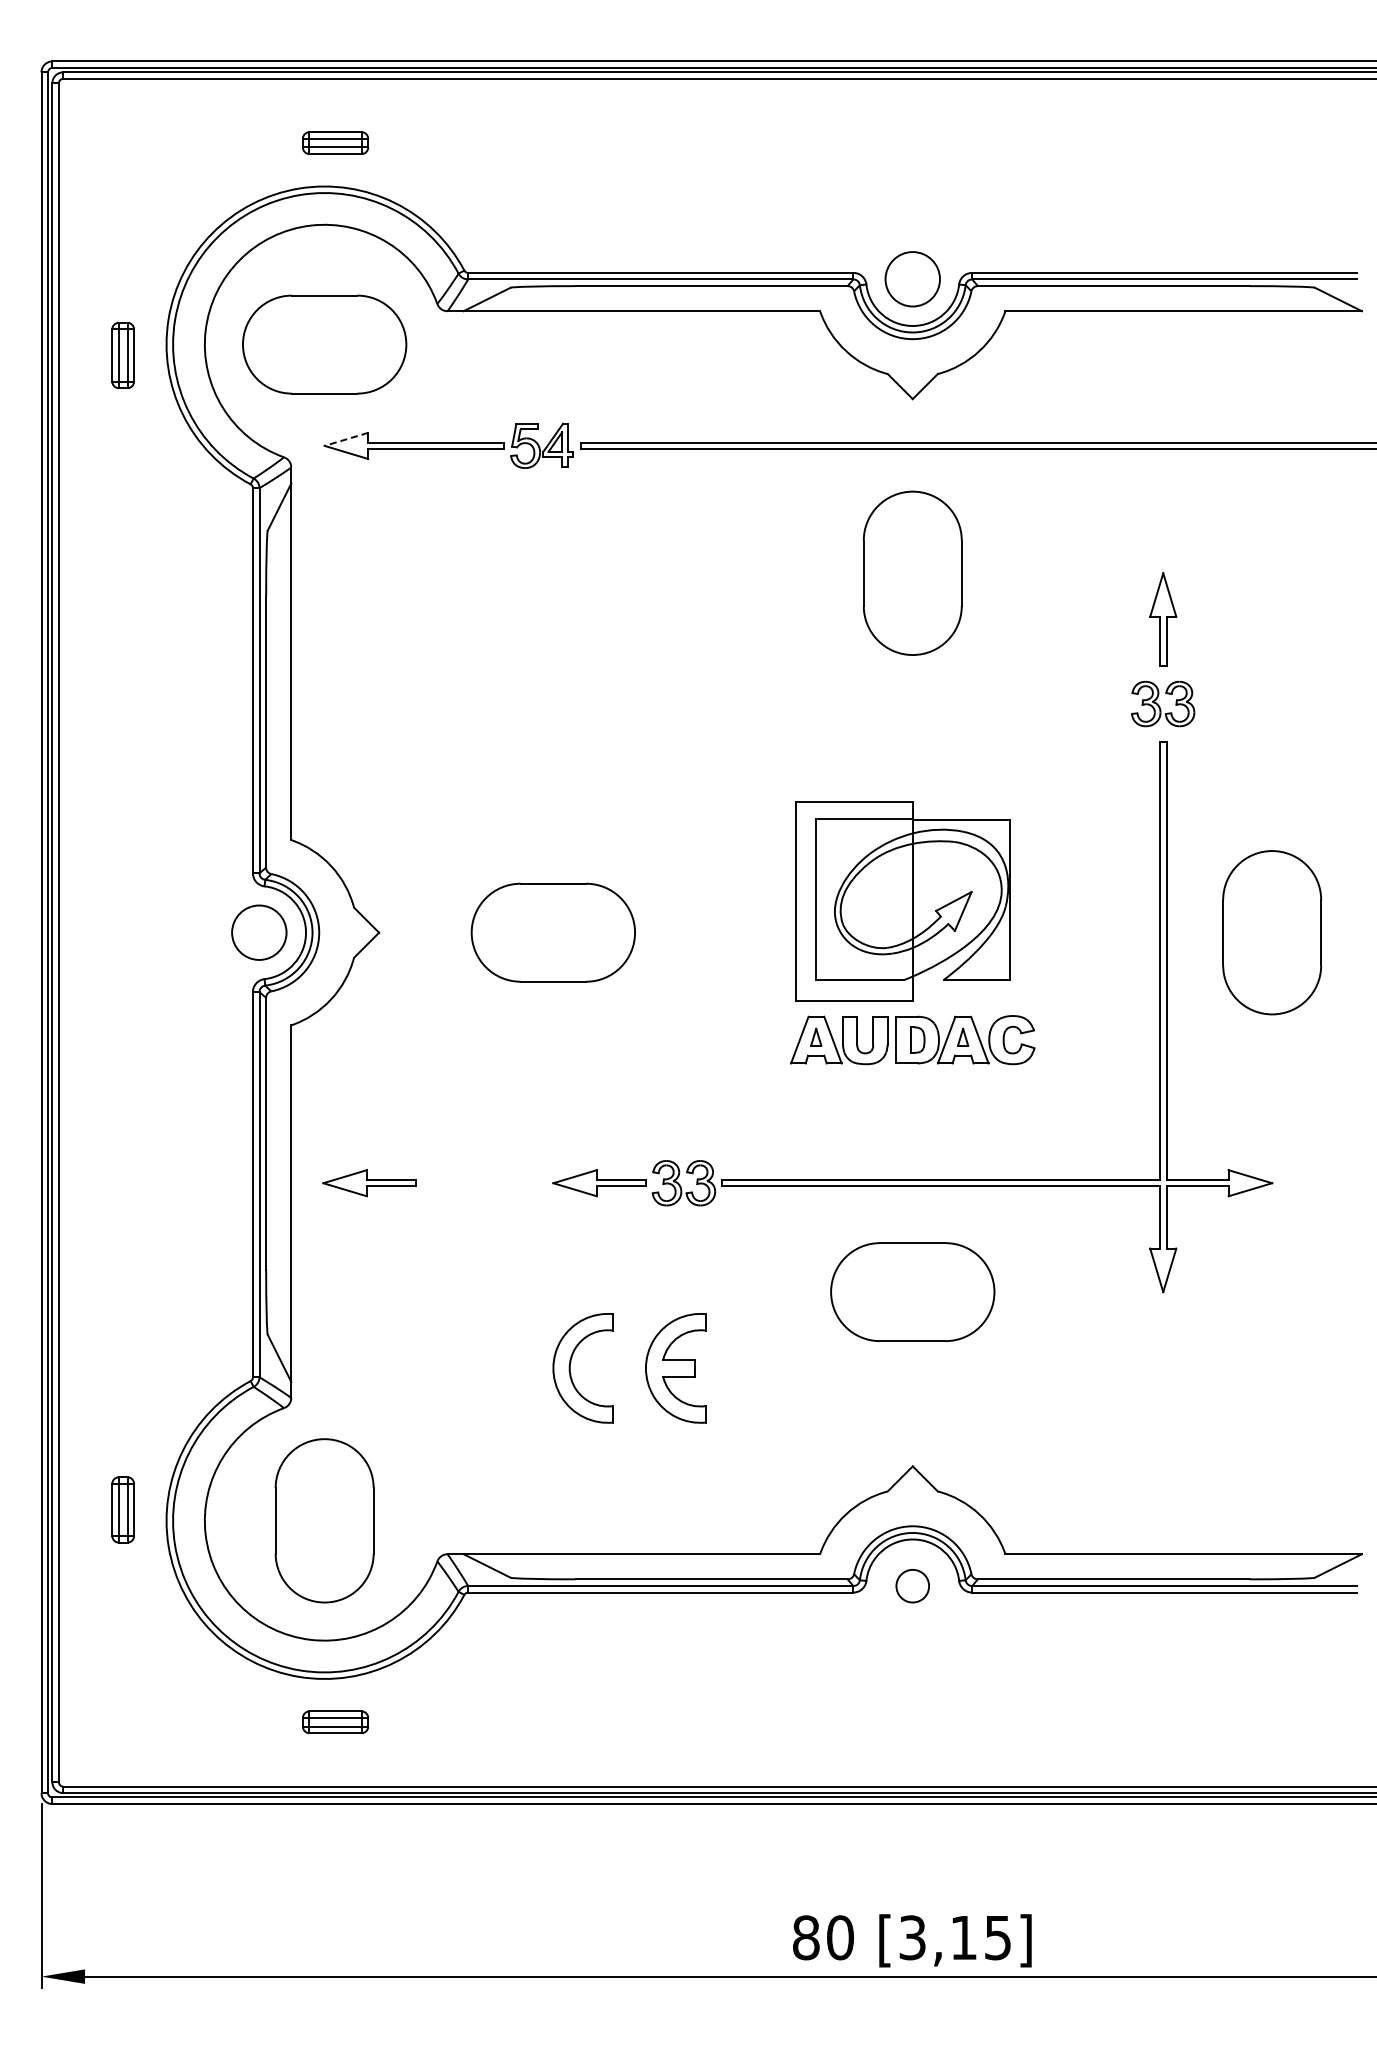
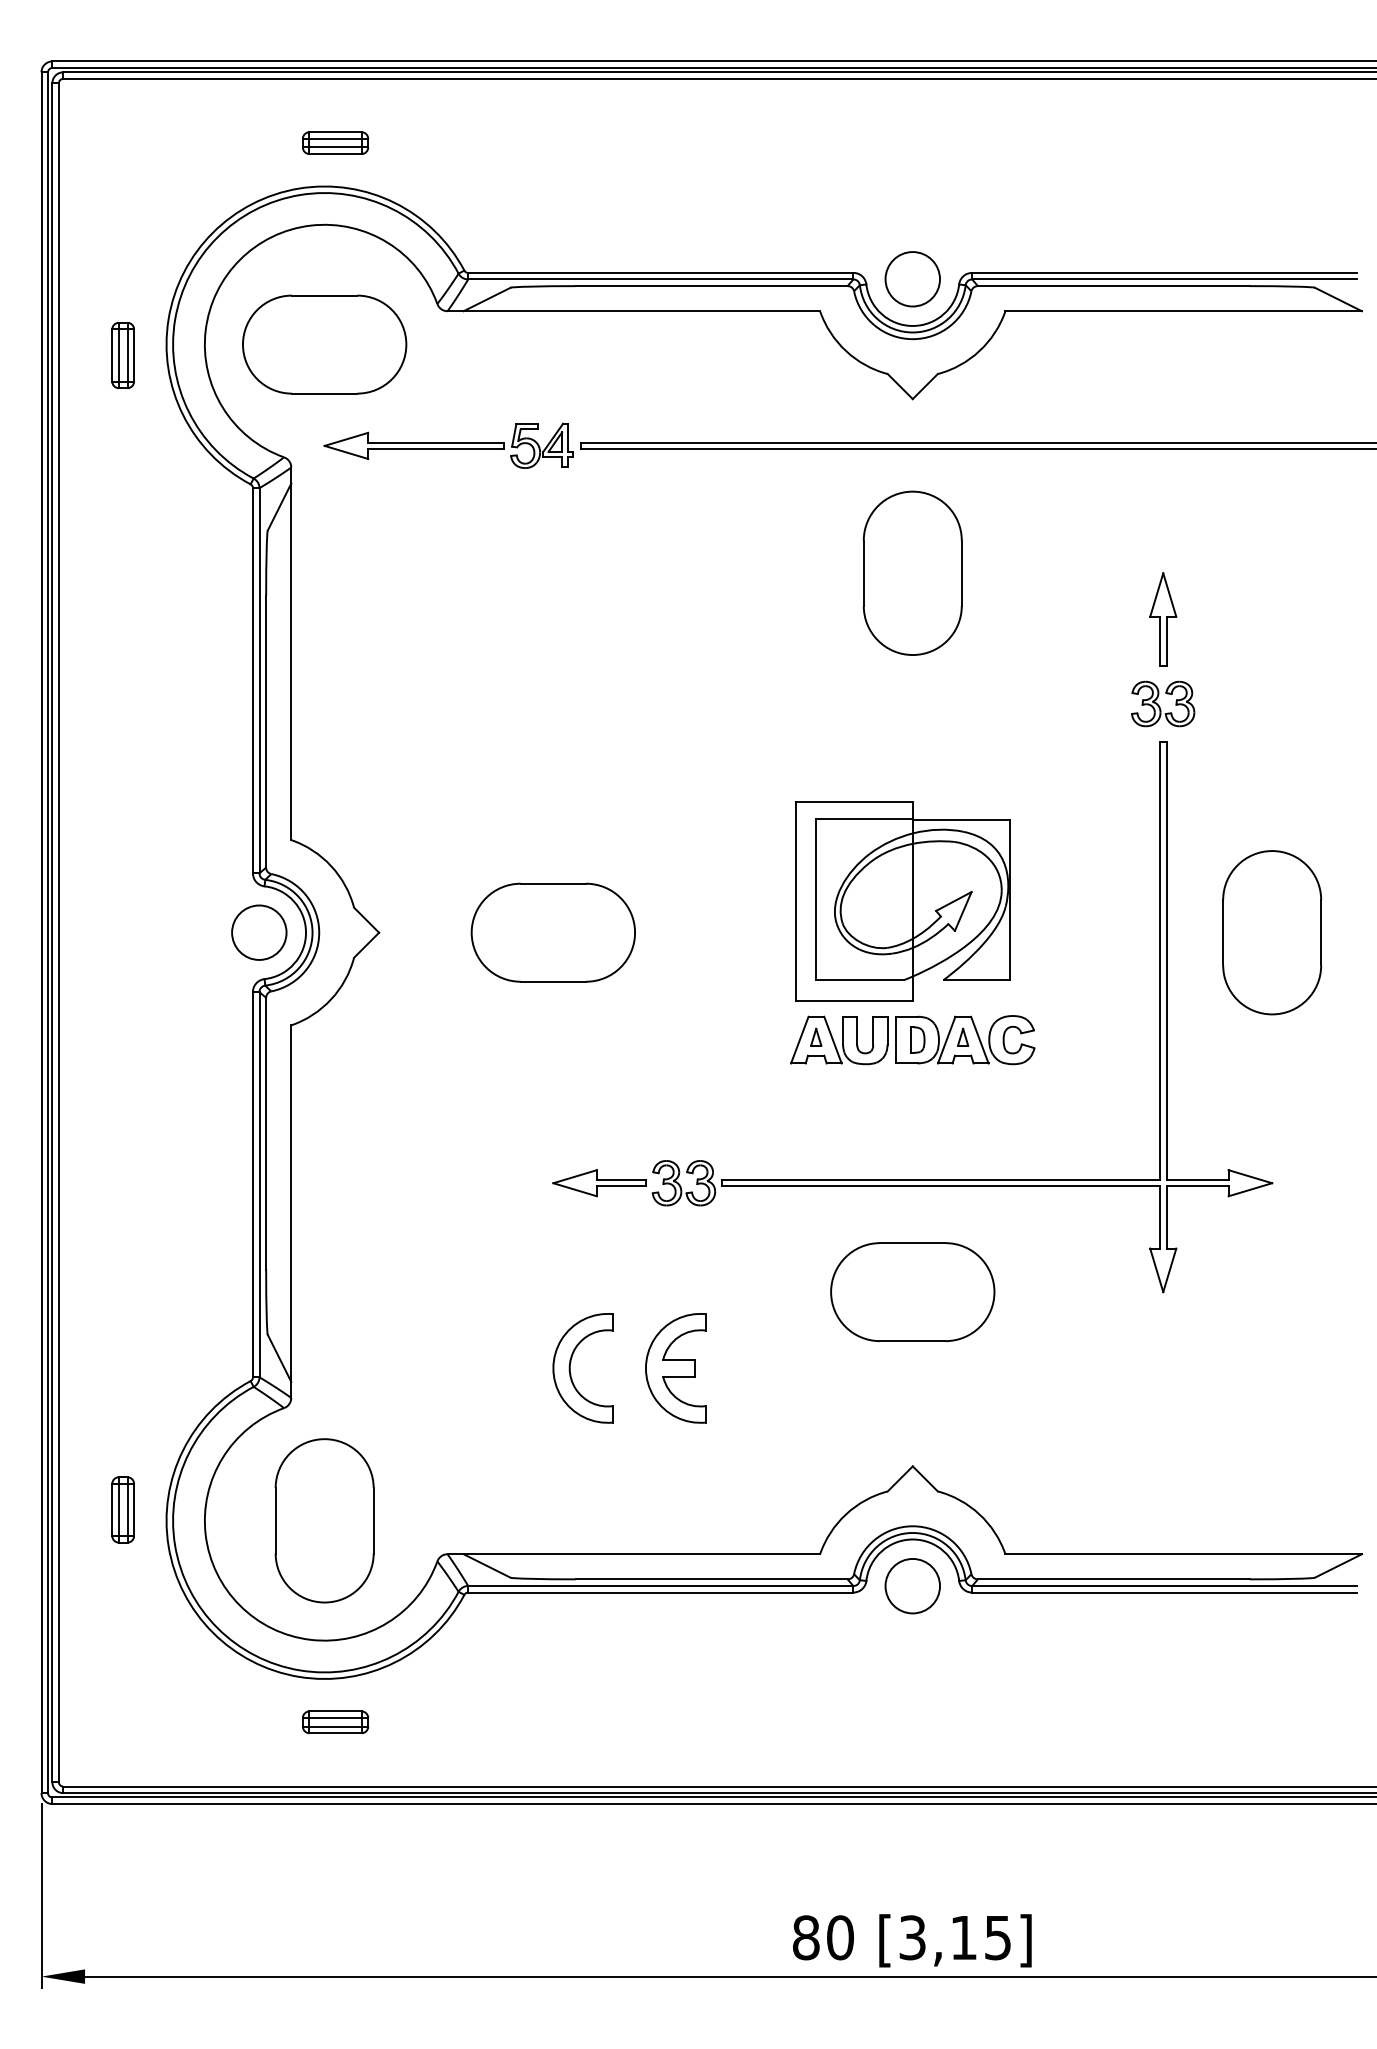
line: dashed -> solid (346, 439)
part: present -> none (369, 1183)
circle diameter: 33 px -> 54 px (912, 1585)
